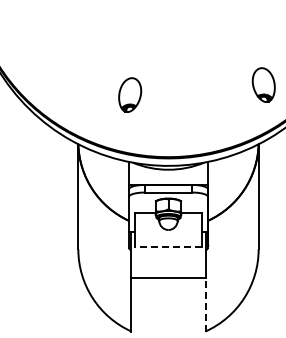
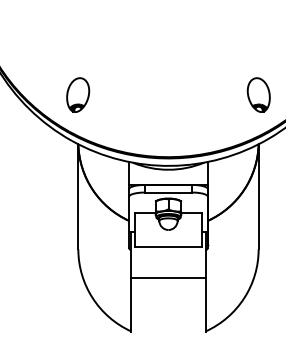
part position: (263, 84) -> (258, 94) (258, 94)
part position: (130, 94) -> (78, 94) (78, 94)
line: dashed -> solid (168, 247)
line: dashed -> solid (205, 304)
